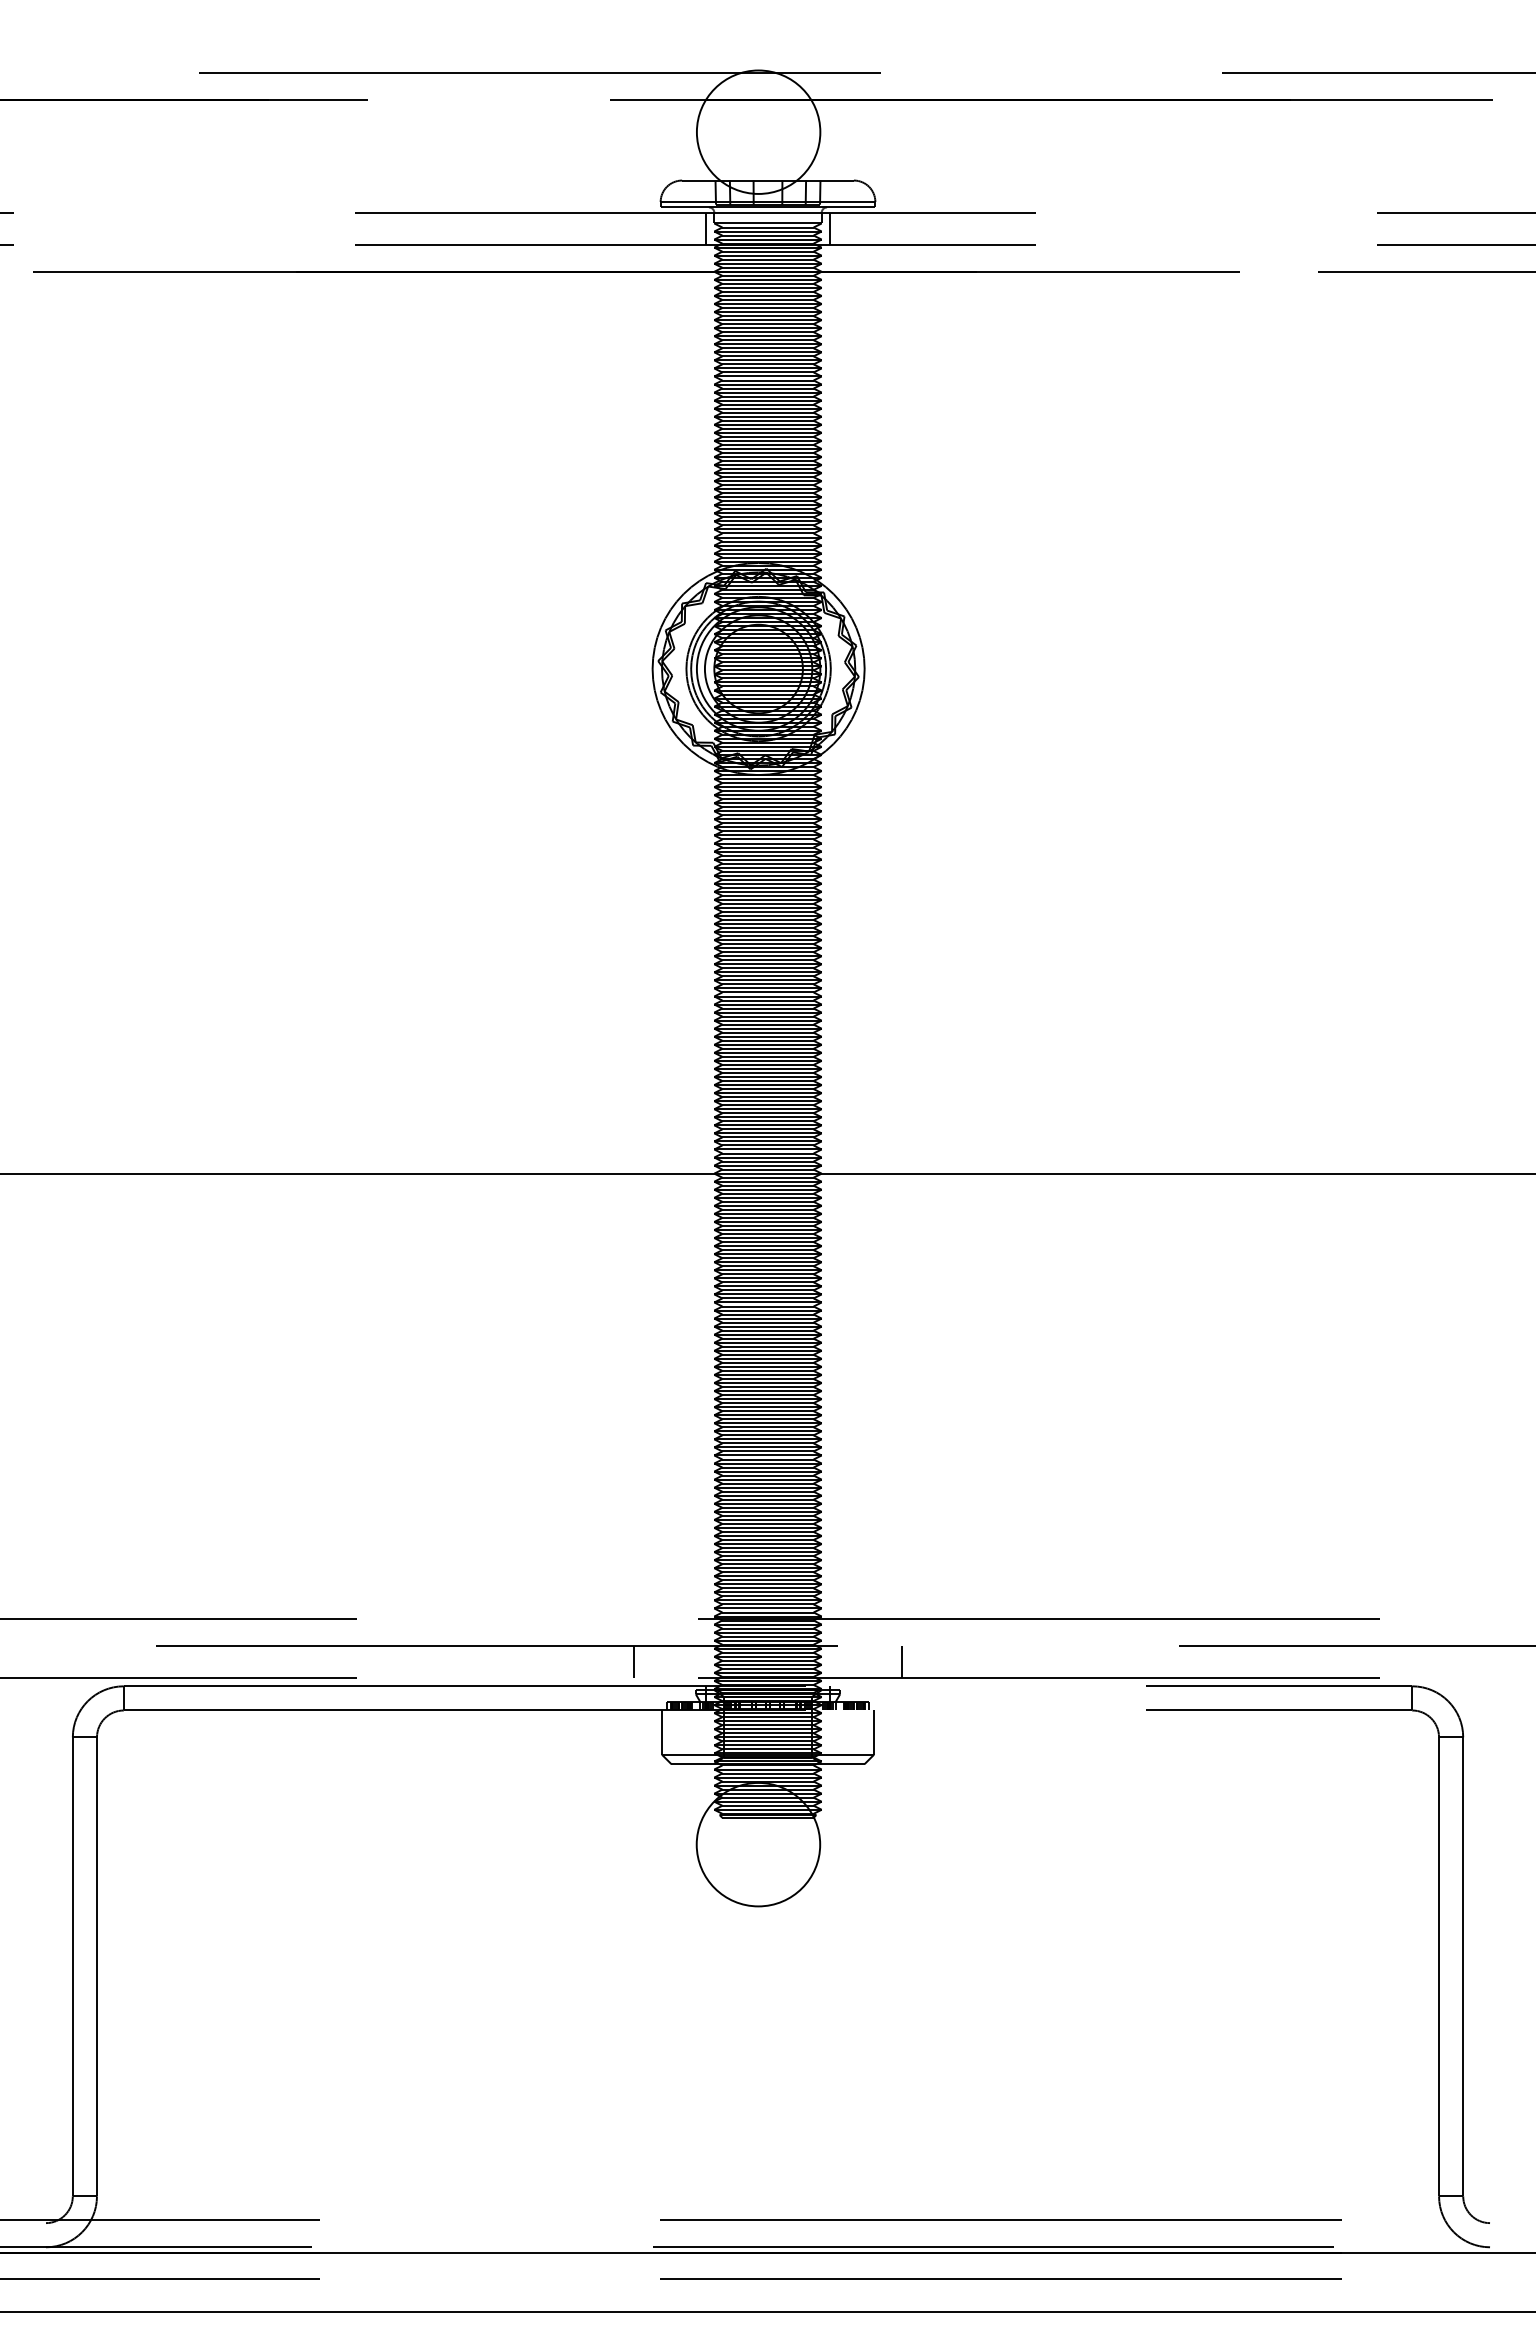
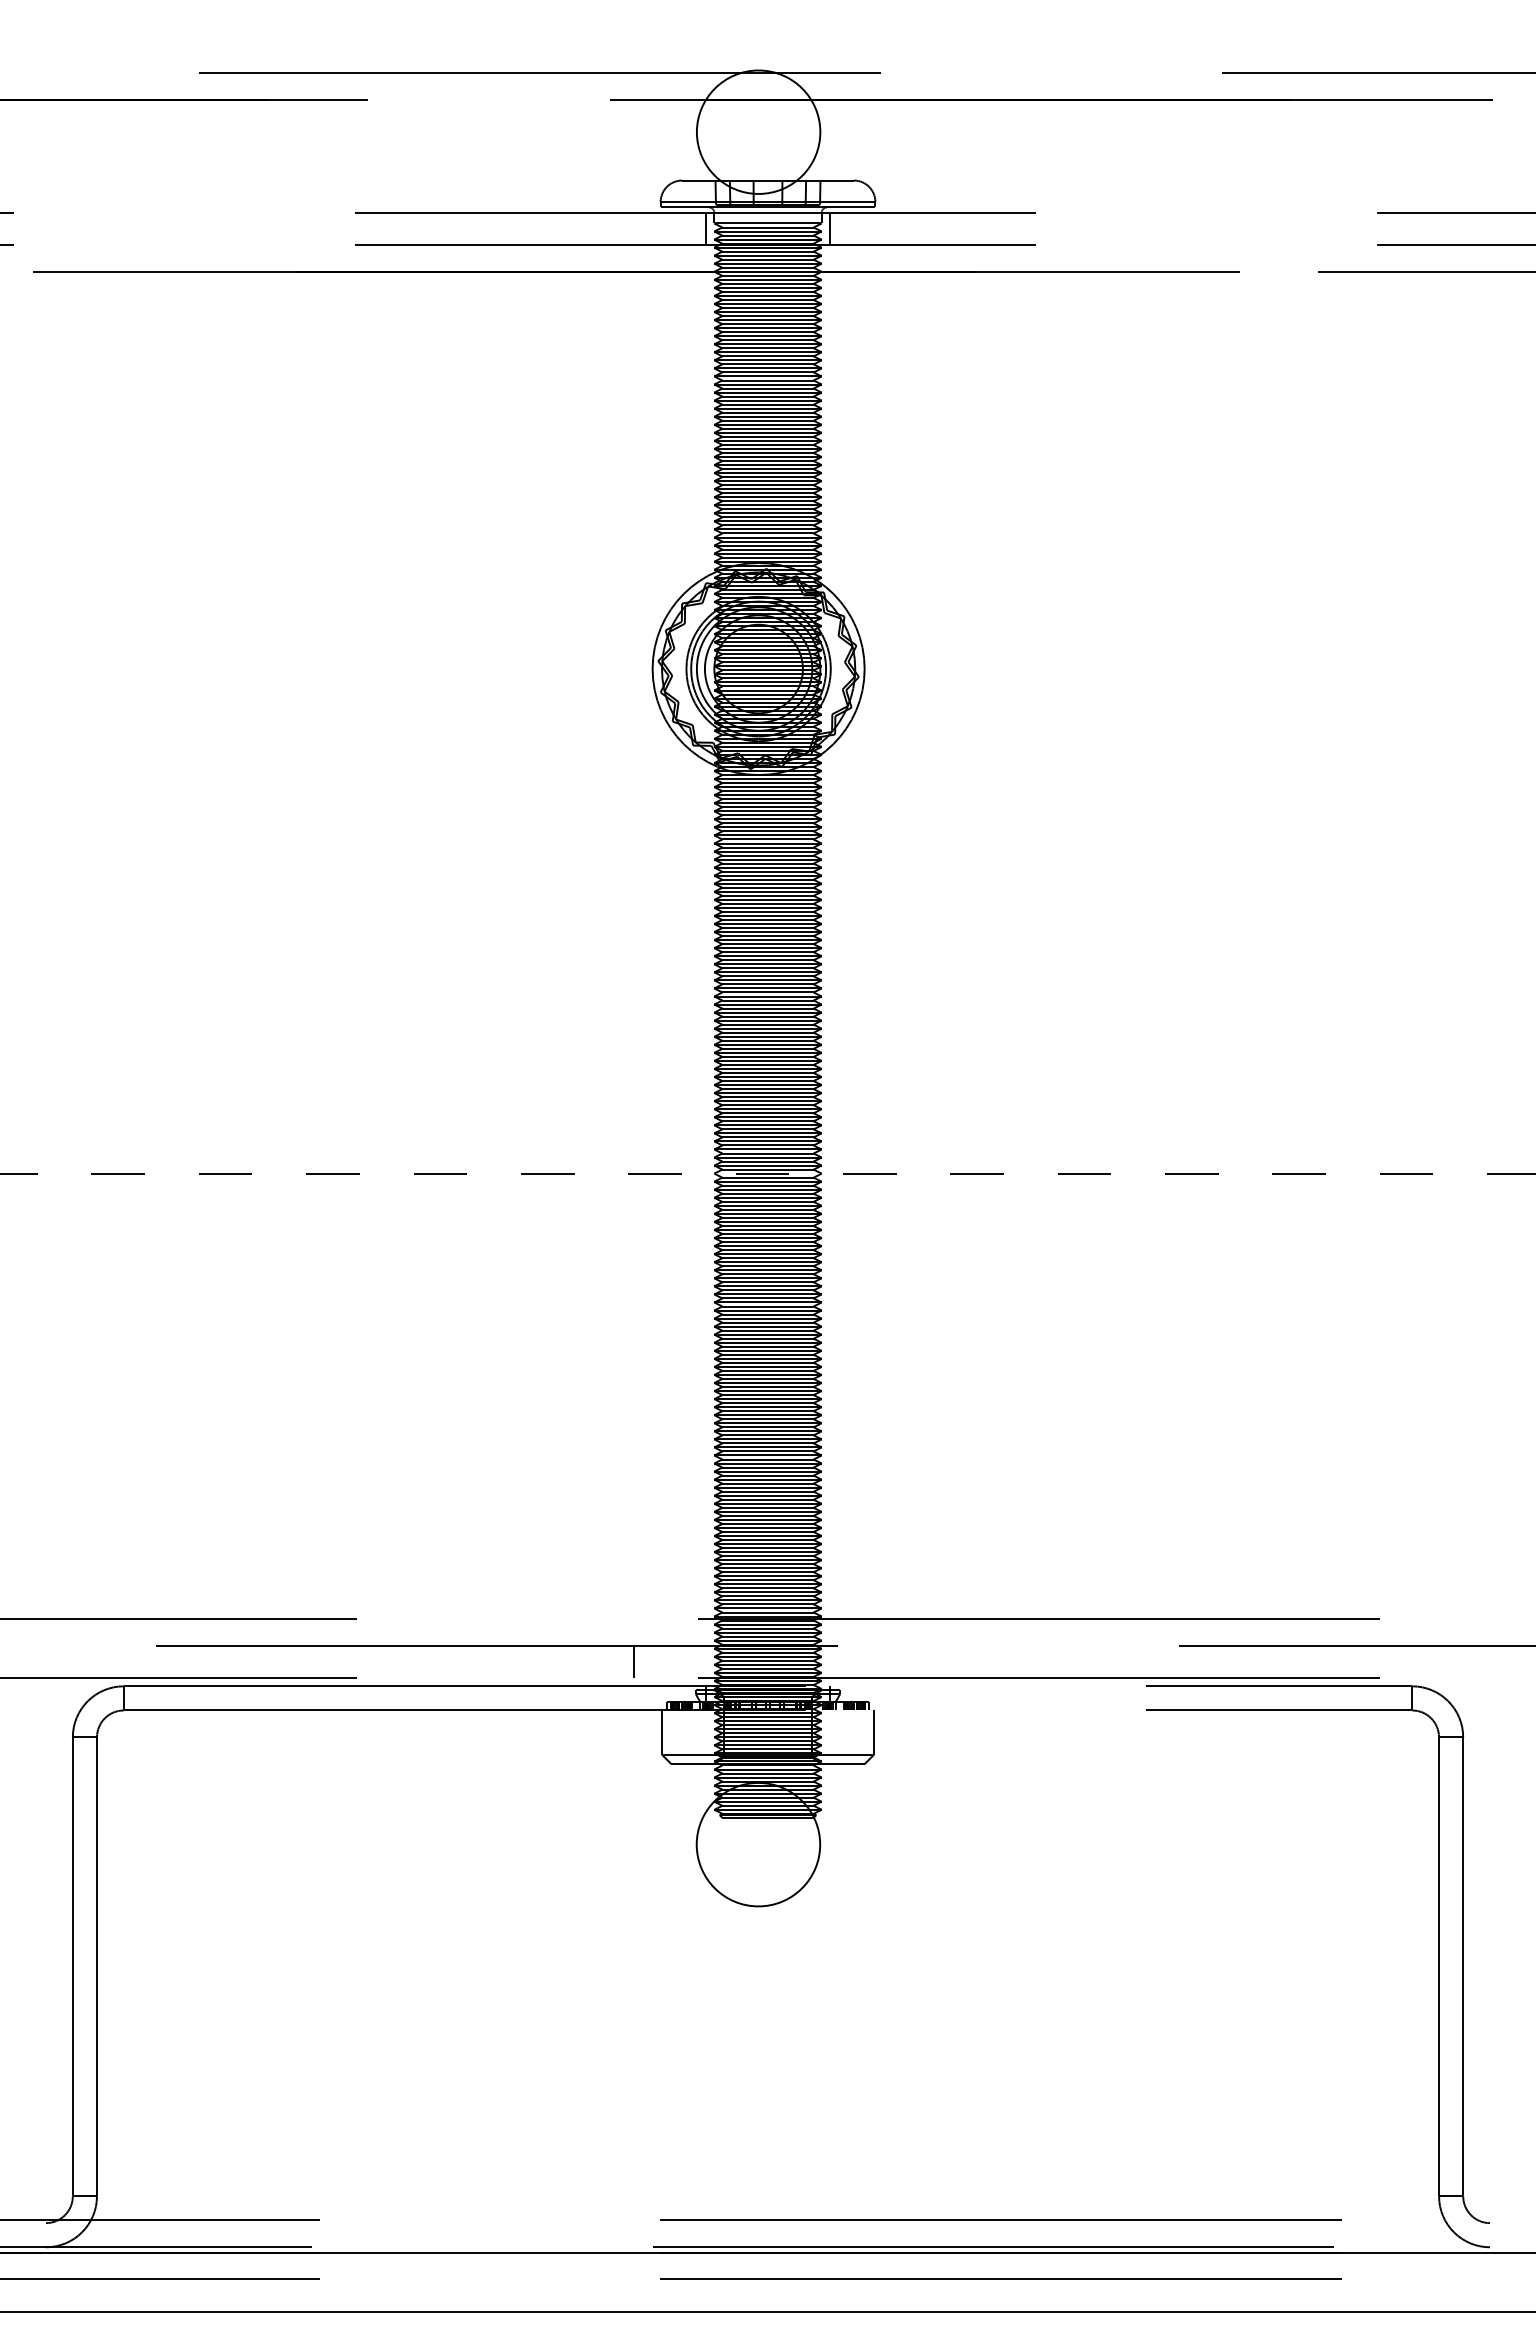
line: solid -> dashed (768, 1173)
line: present -> none (902, 1662)
